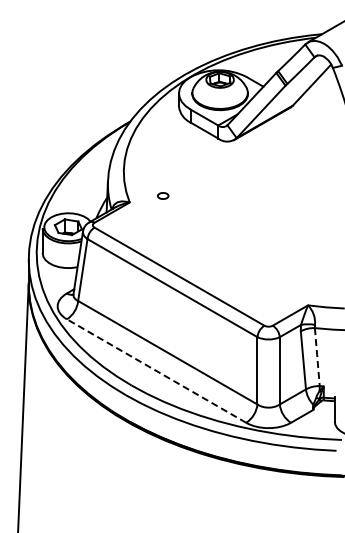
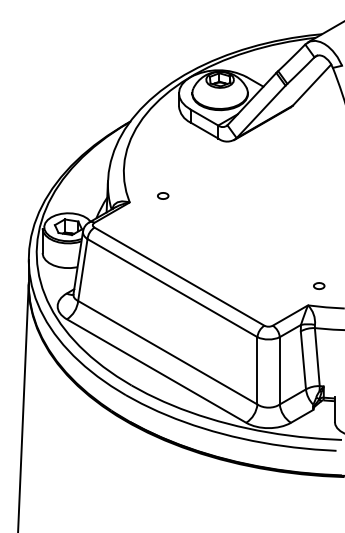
part: none -> present (319, 285)
line: dashed -> solid (317, 356)
line: dashed -> solid (156, 370)
